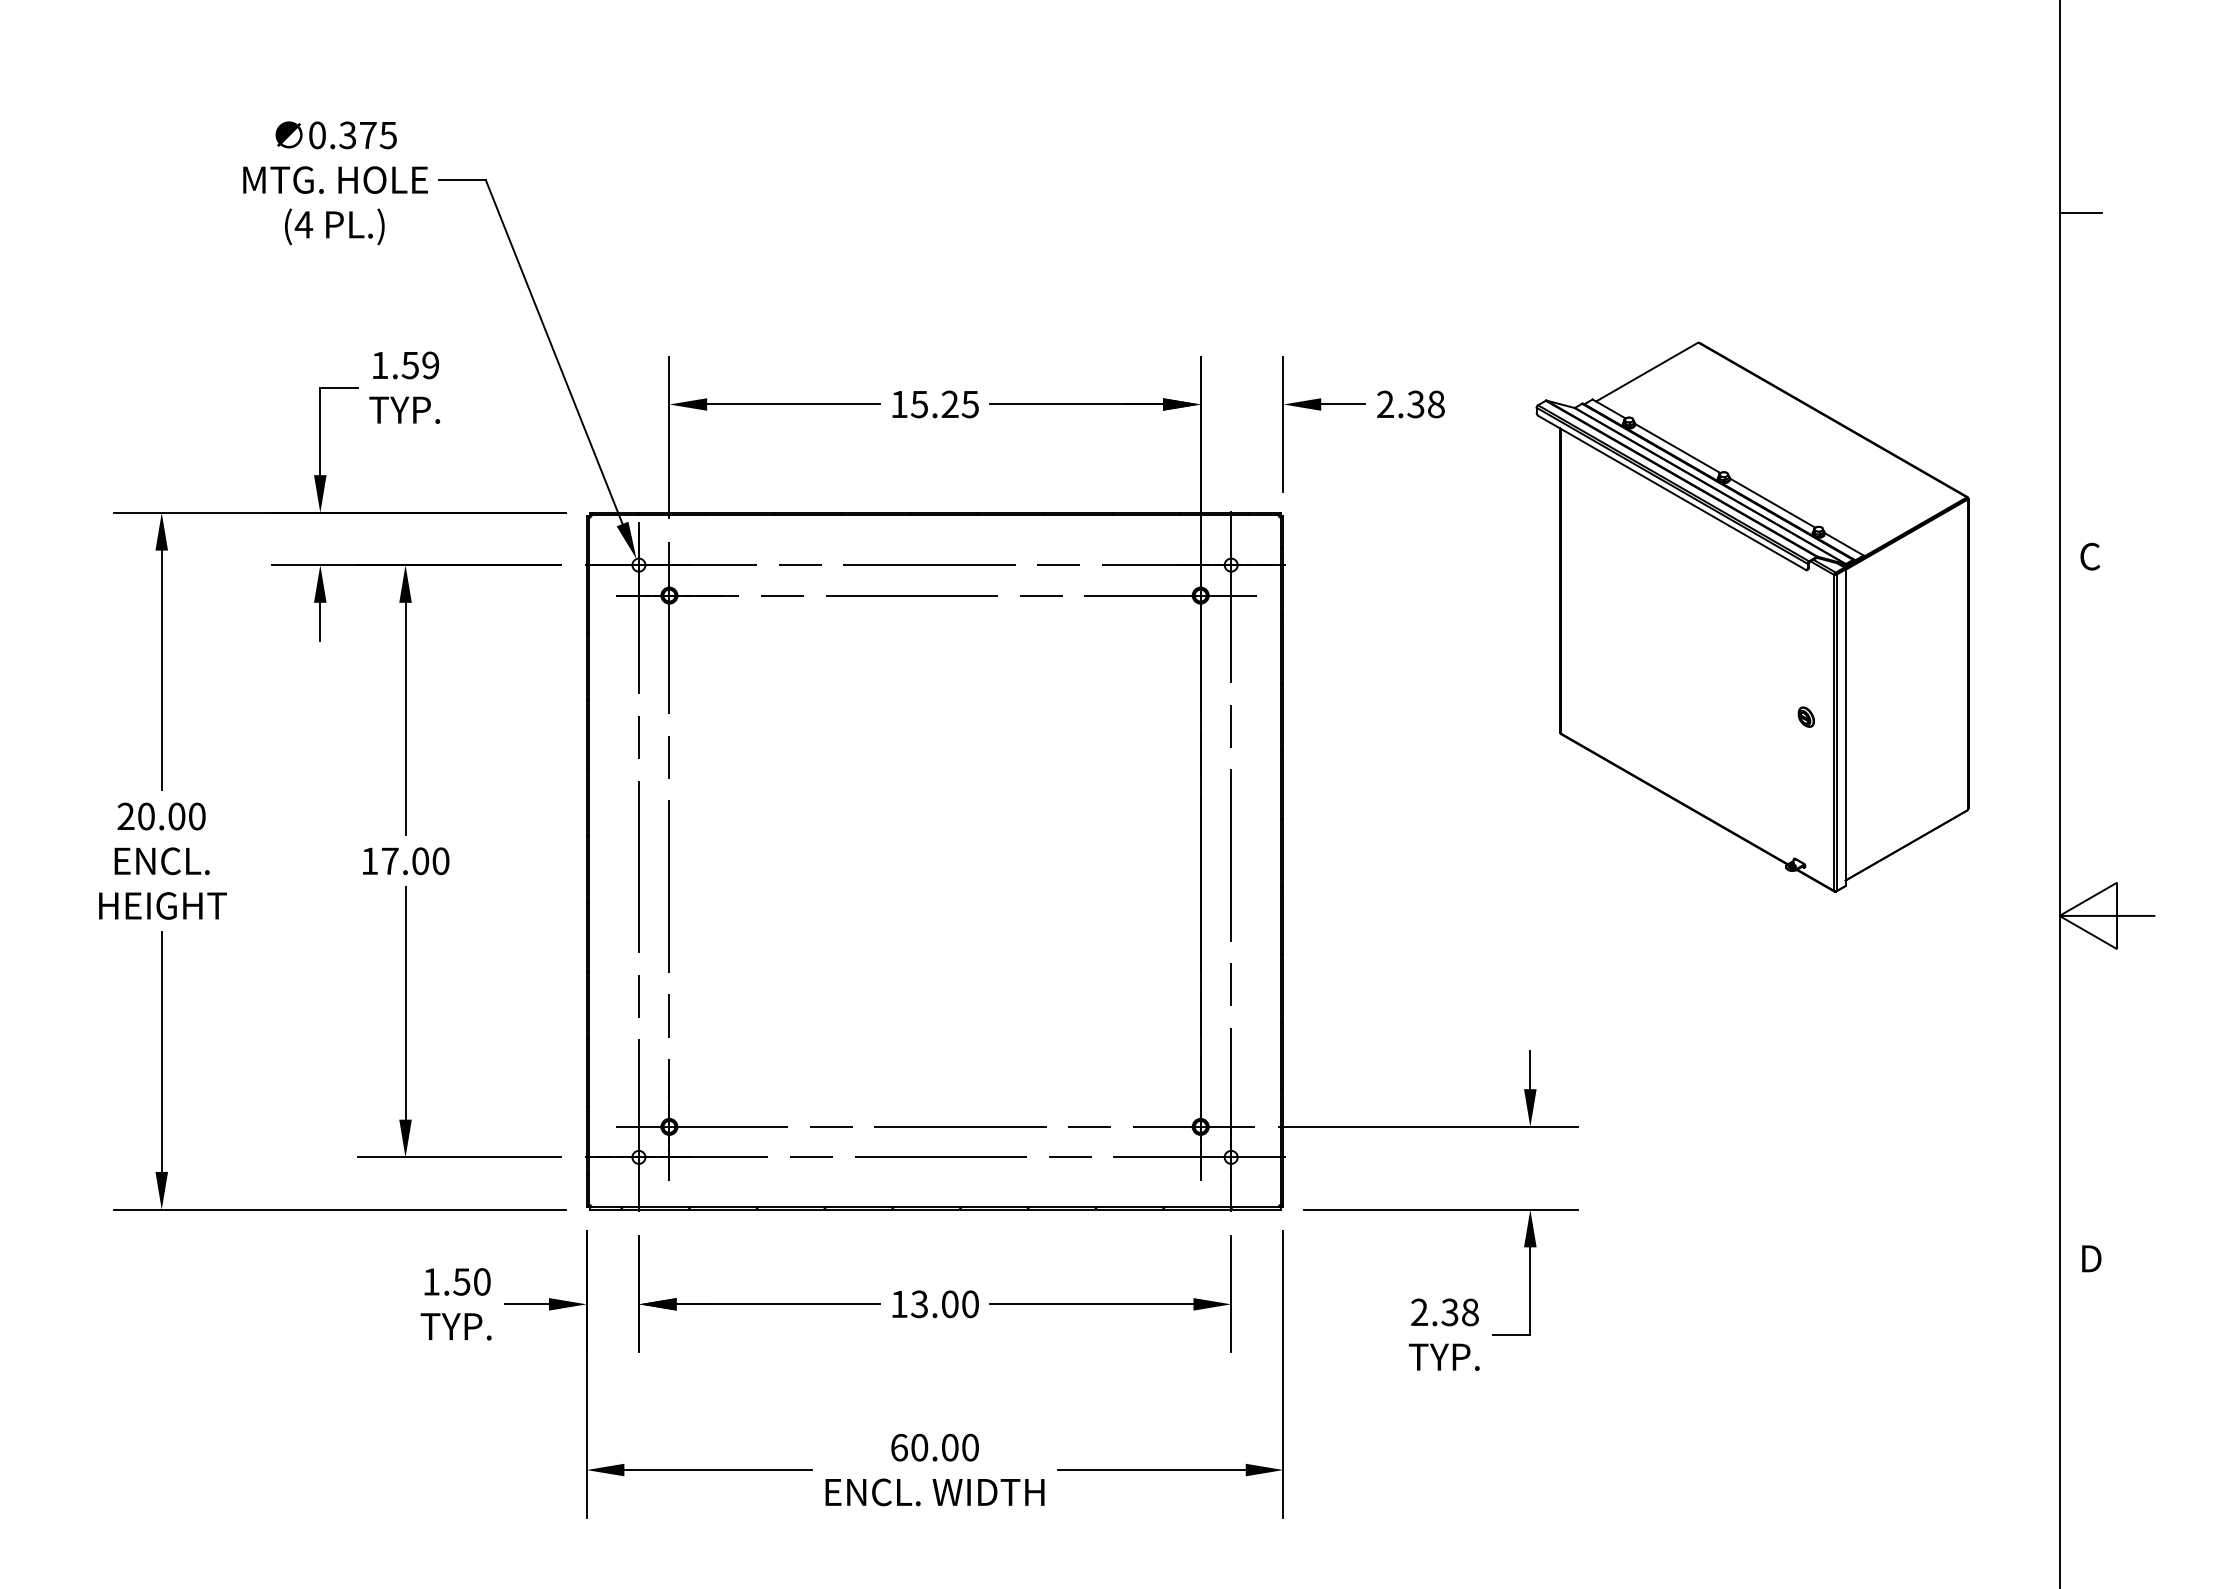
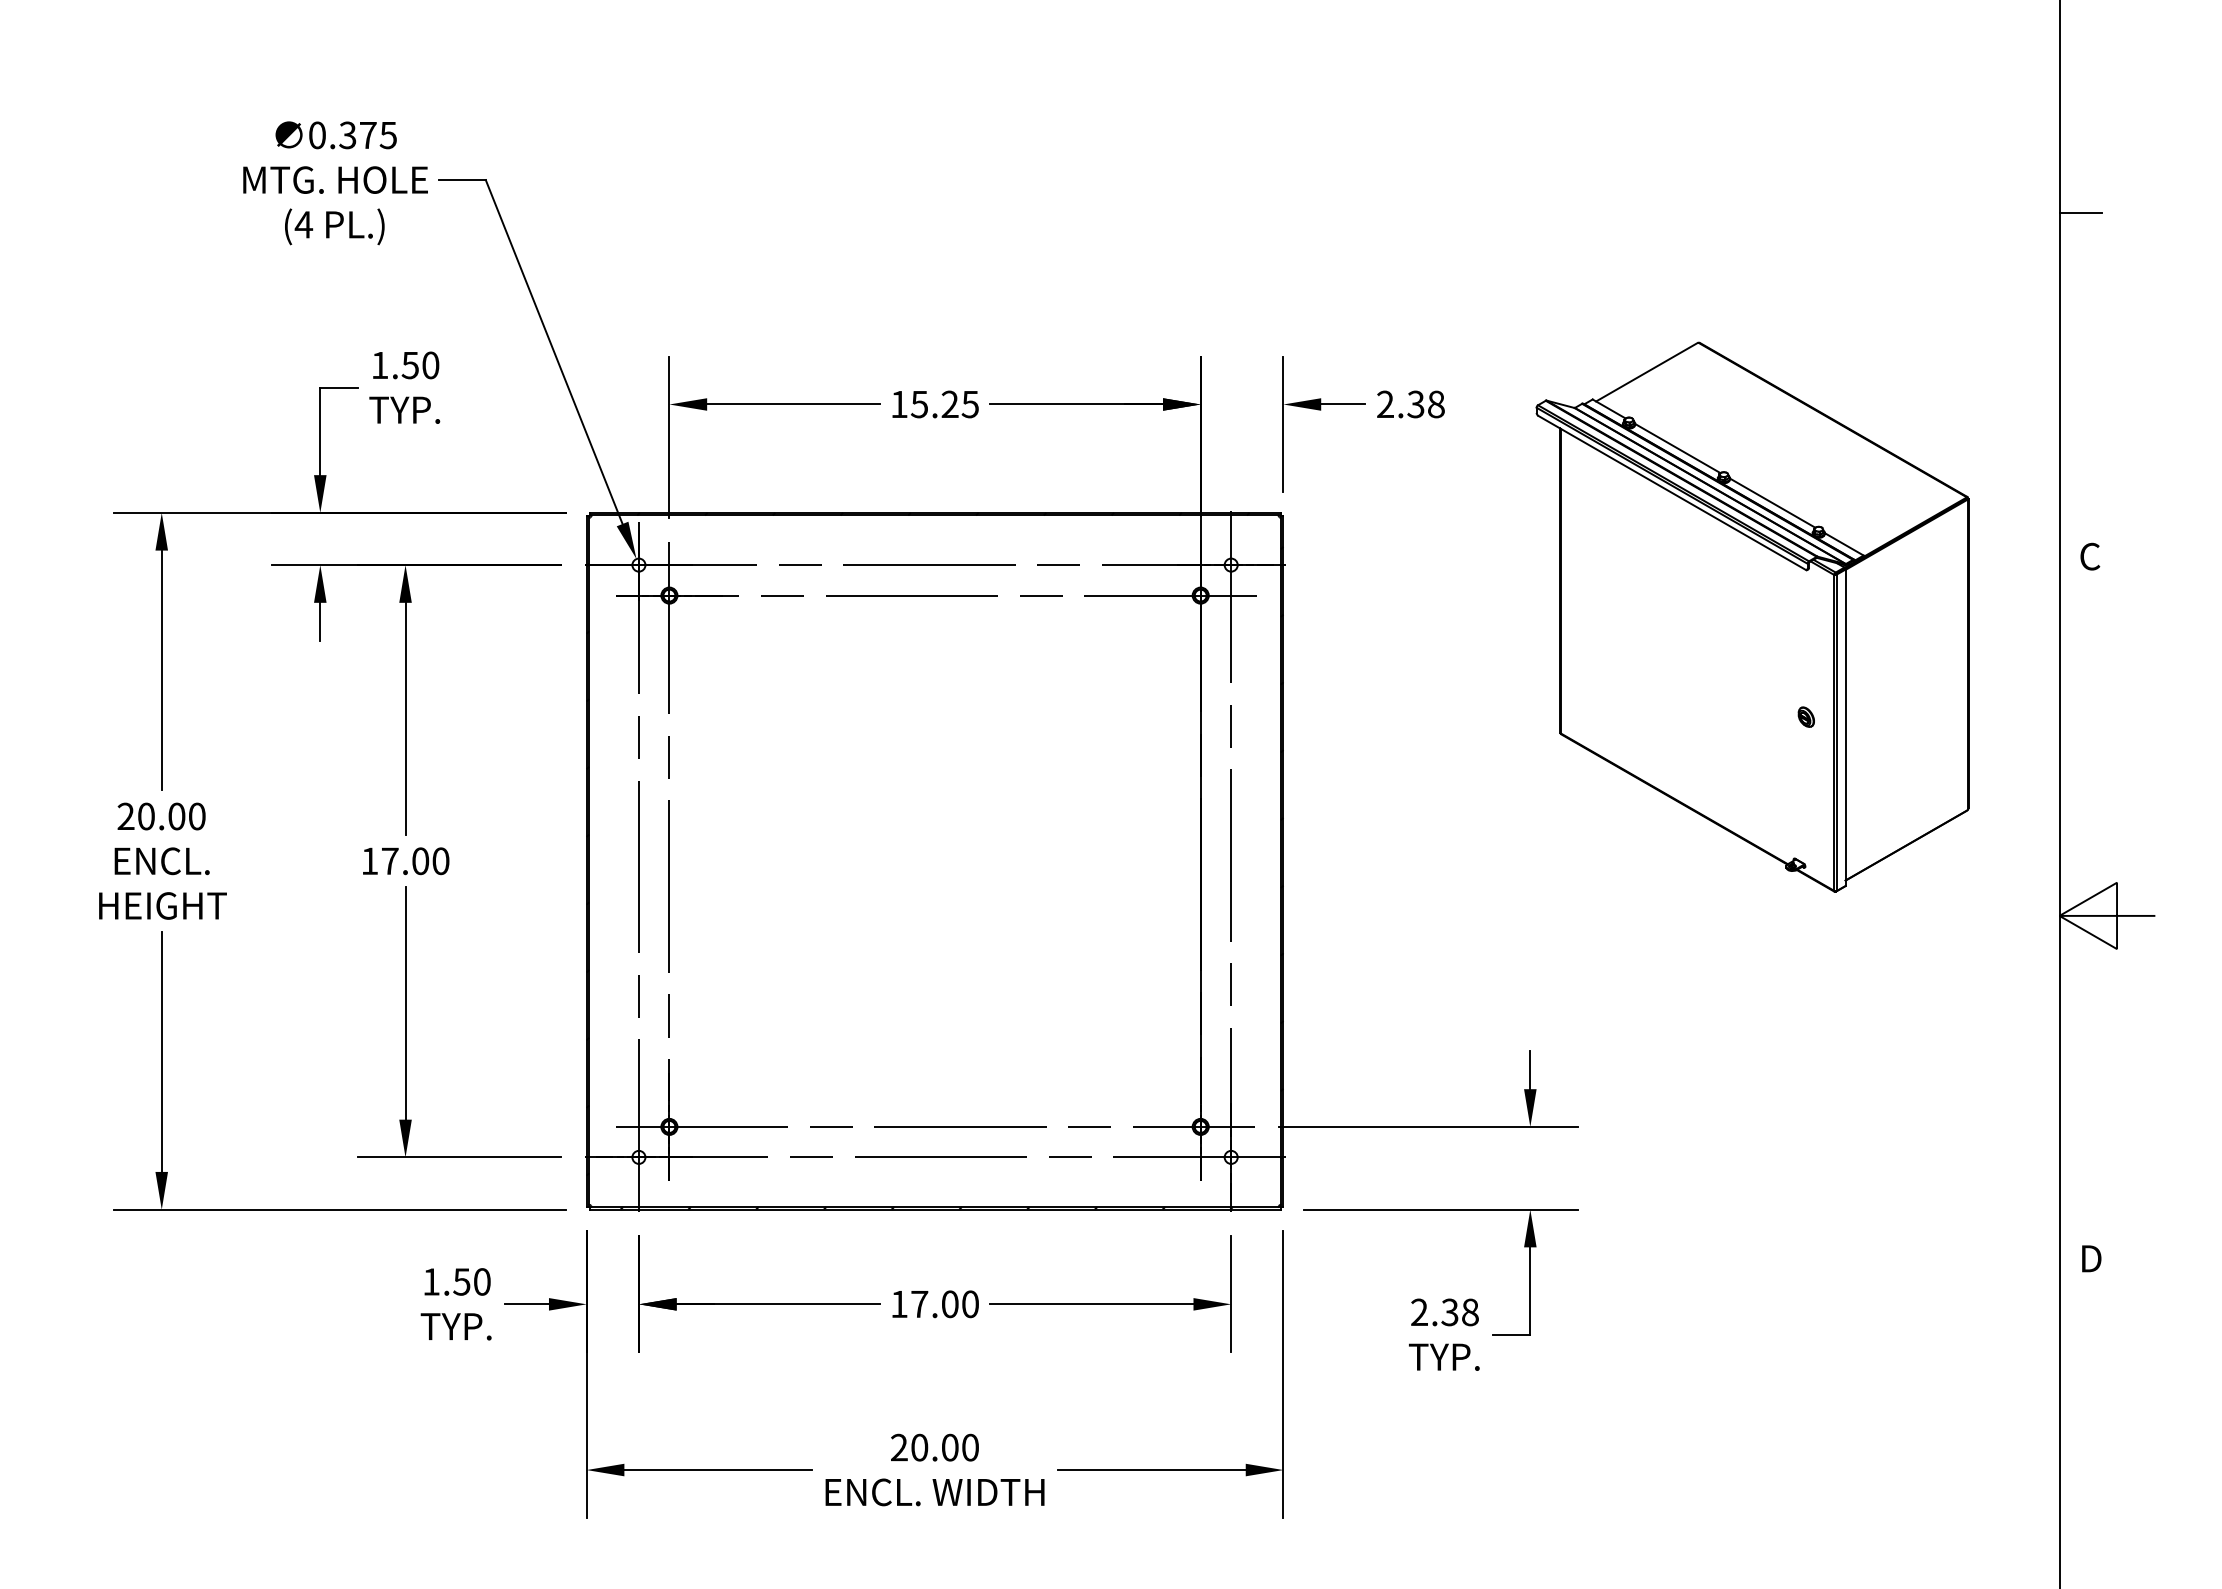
text: 1.59 -> 1.50 (430, 365)
text: 13.00 -> 17.00 (919, 1304)
text: 60.00 -> 20.00 (899, 1447)
